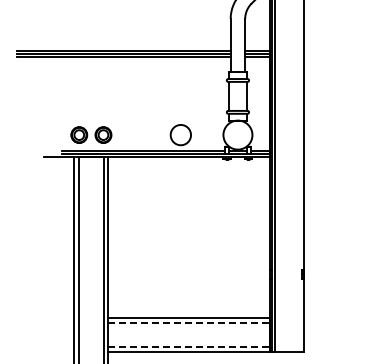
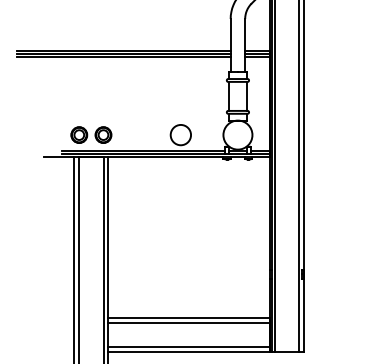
line: none -> present (299, 176)
line: dashed -> solid (189, 322)
line: dashed -> solid (189, 346)
